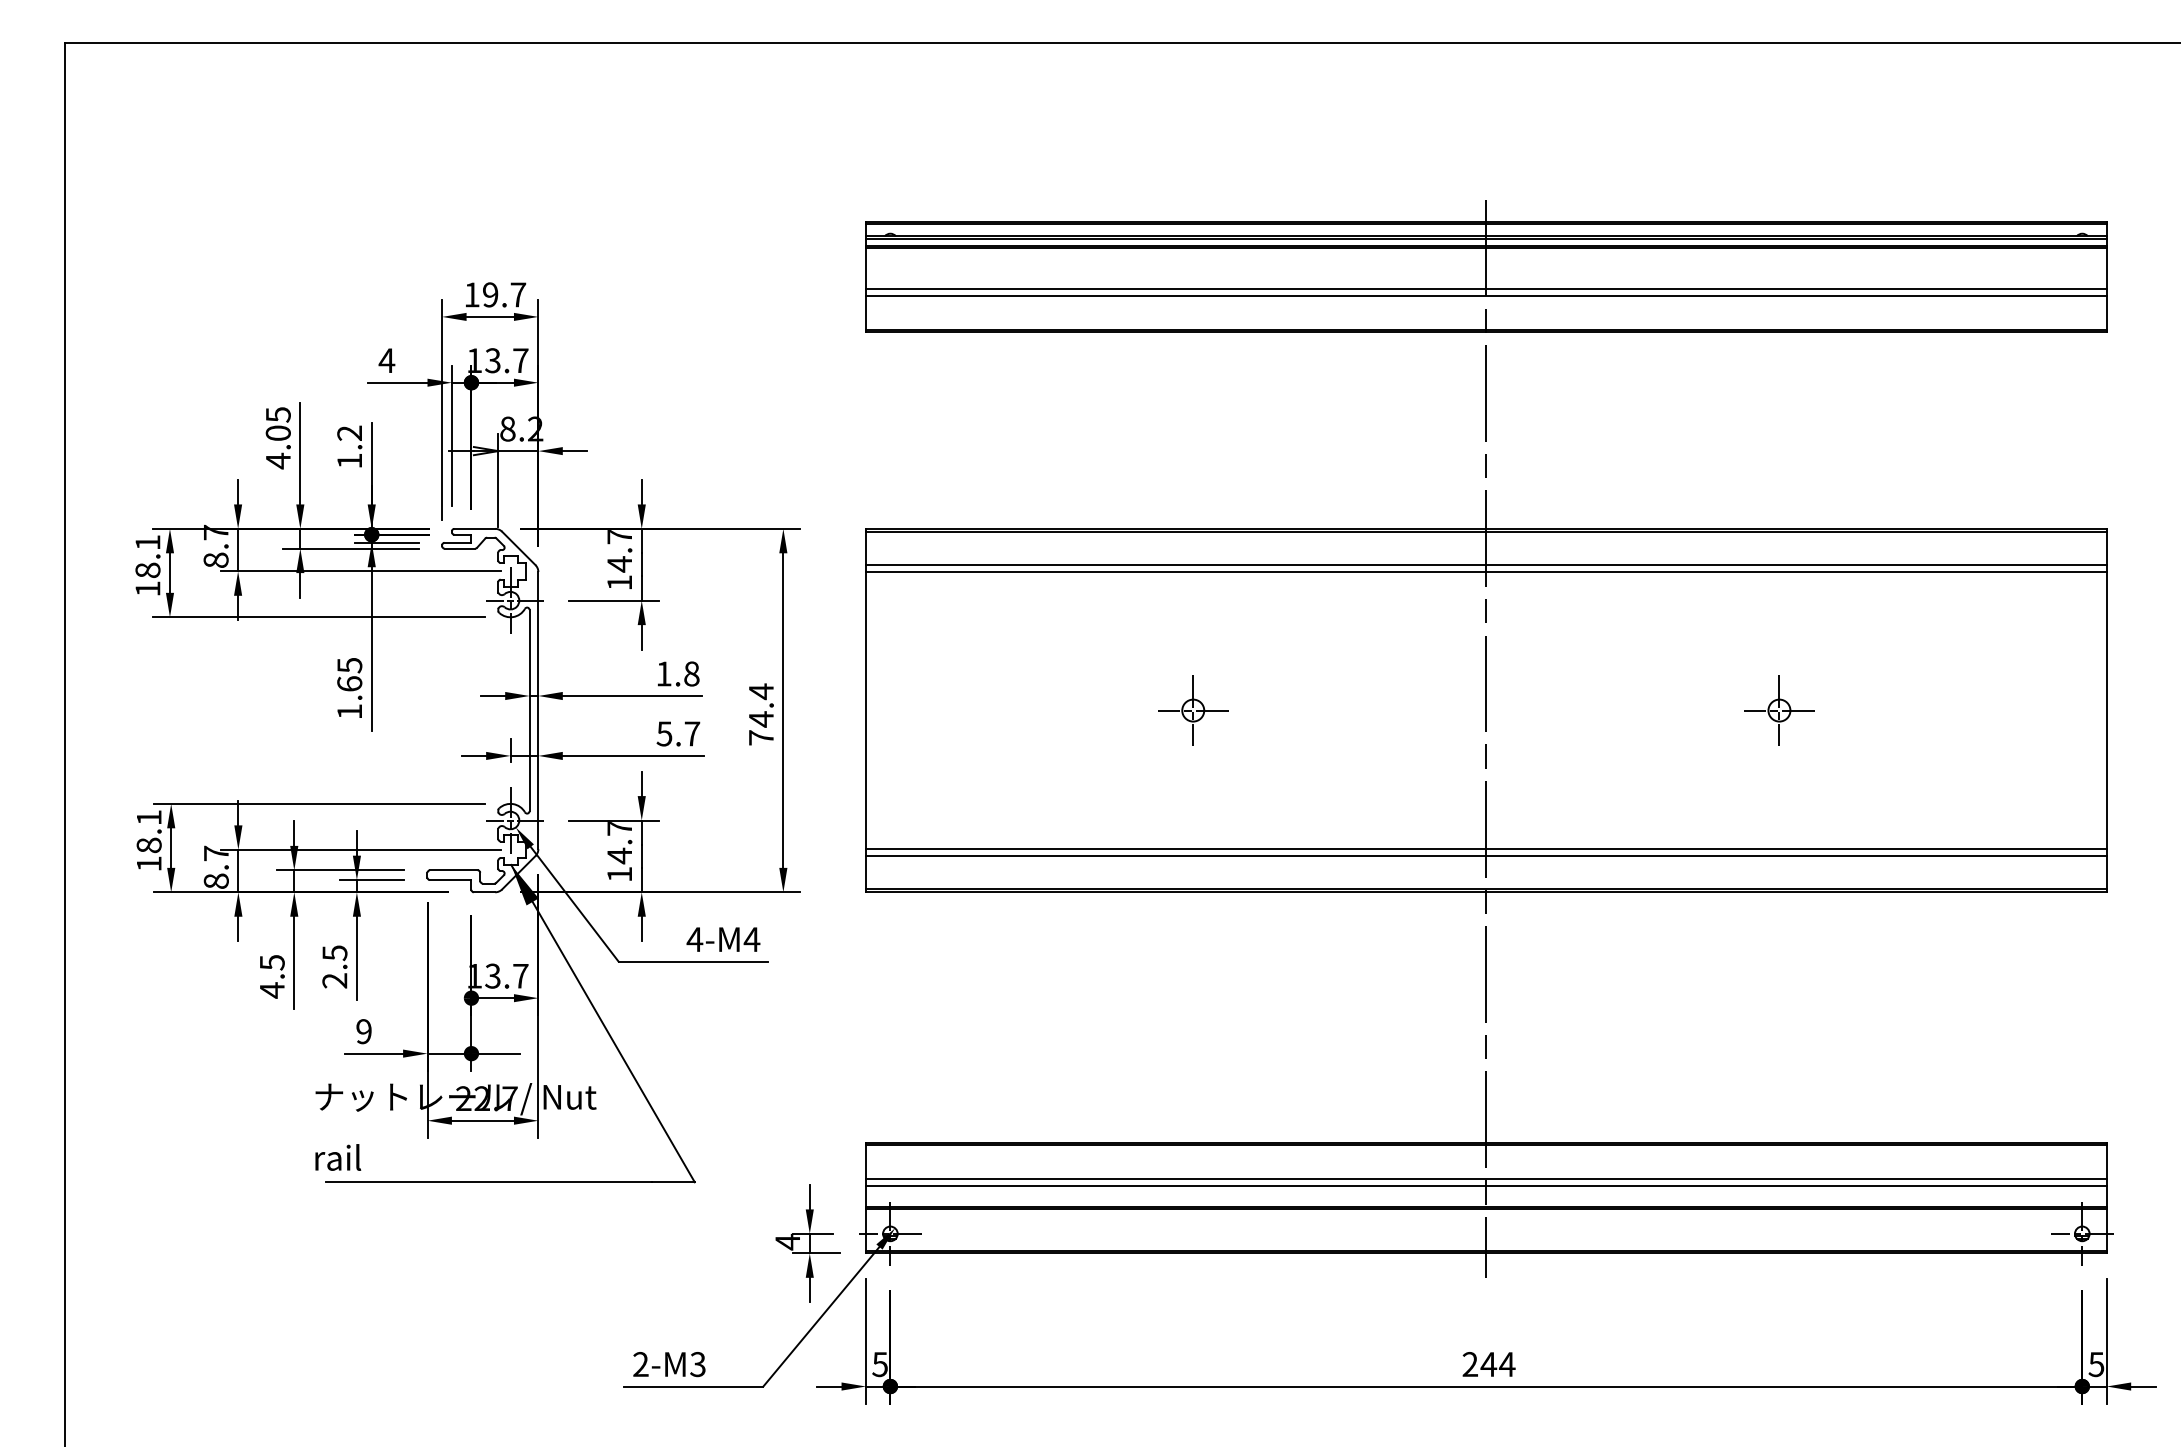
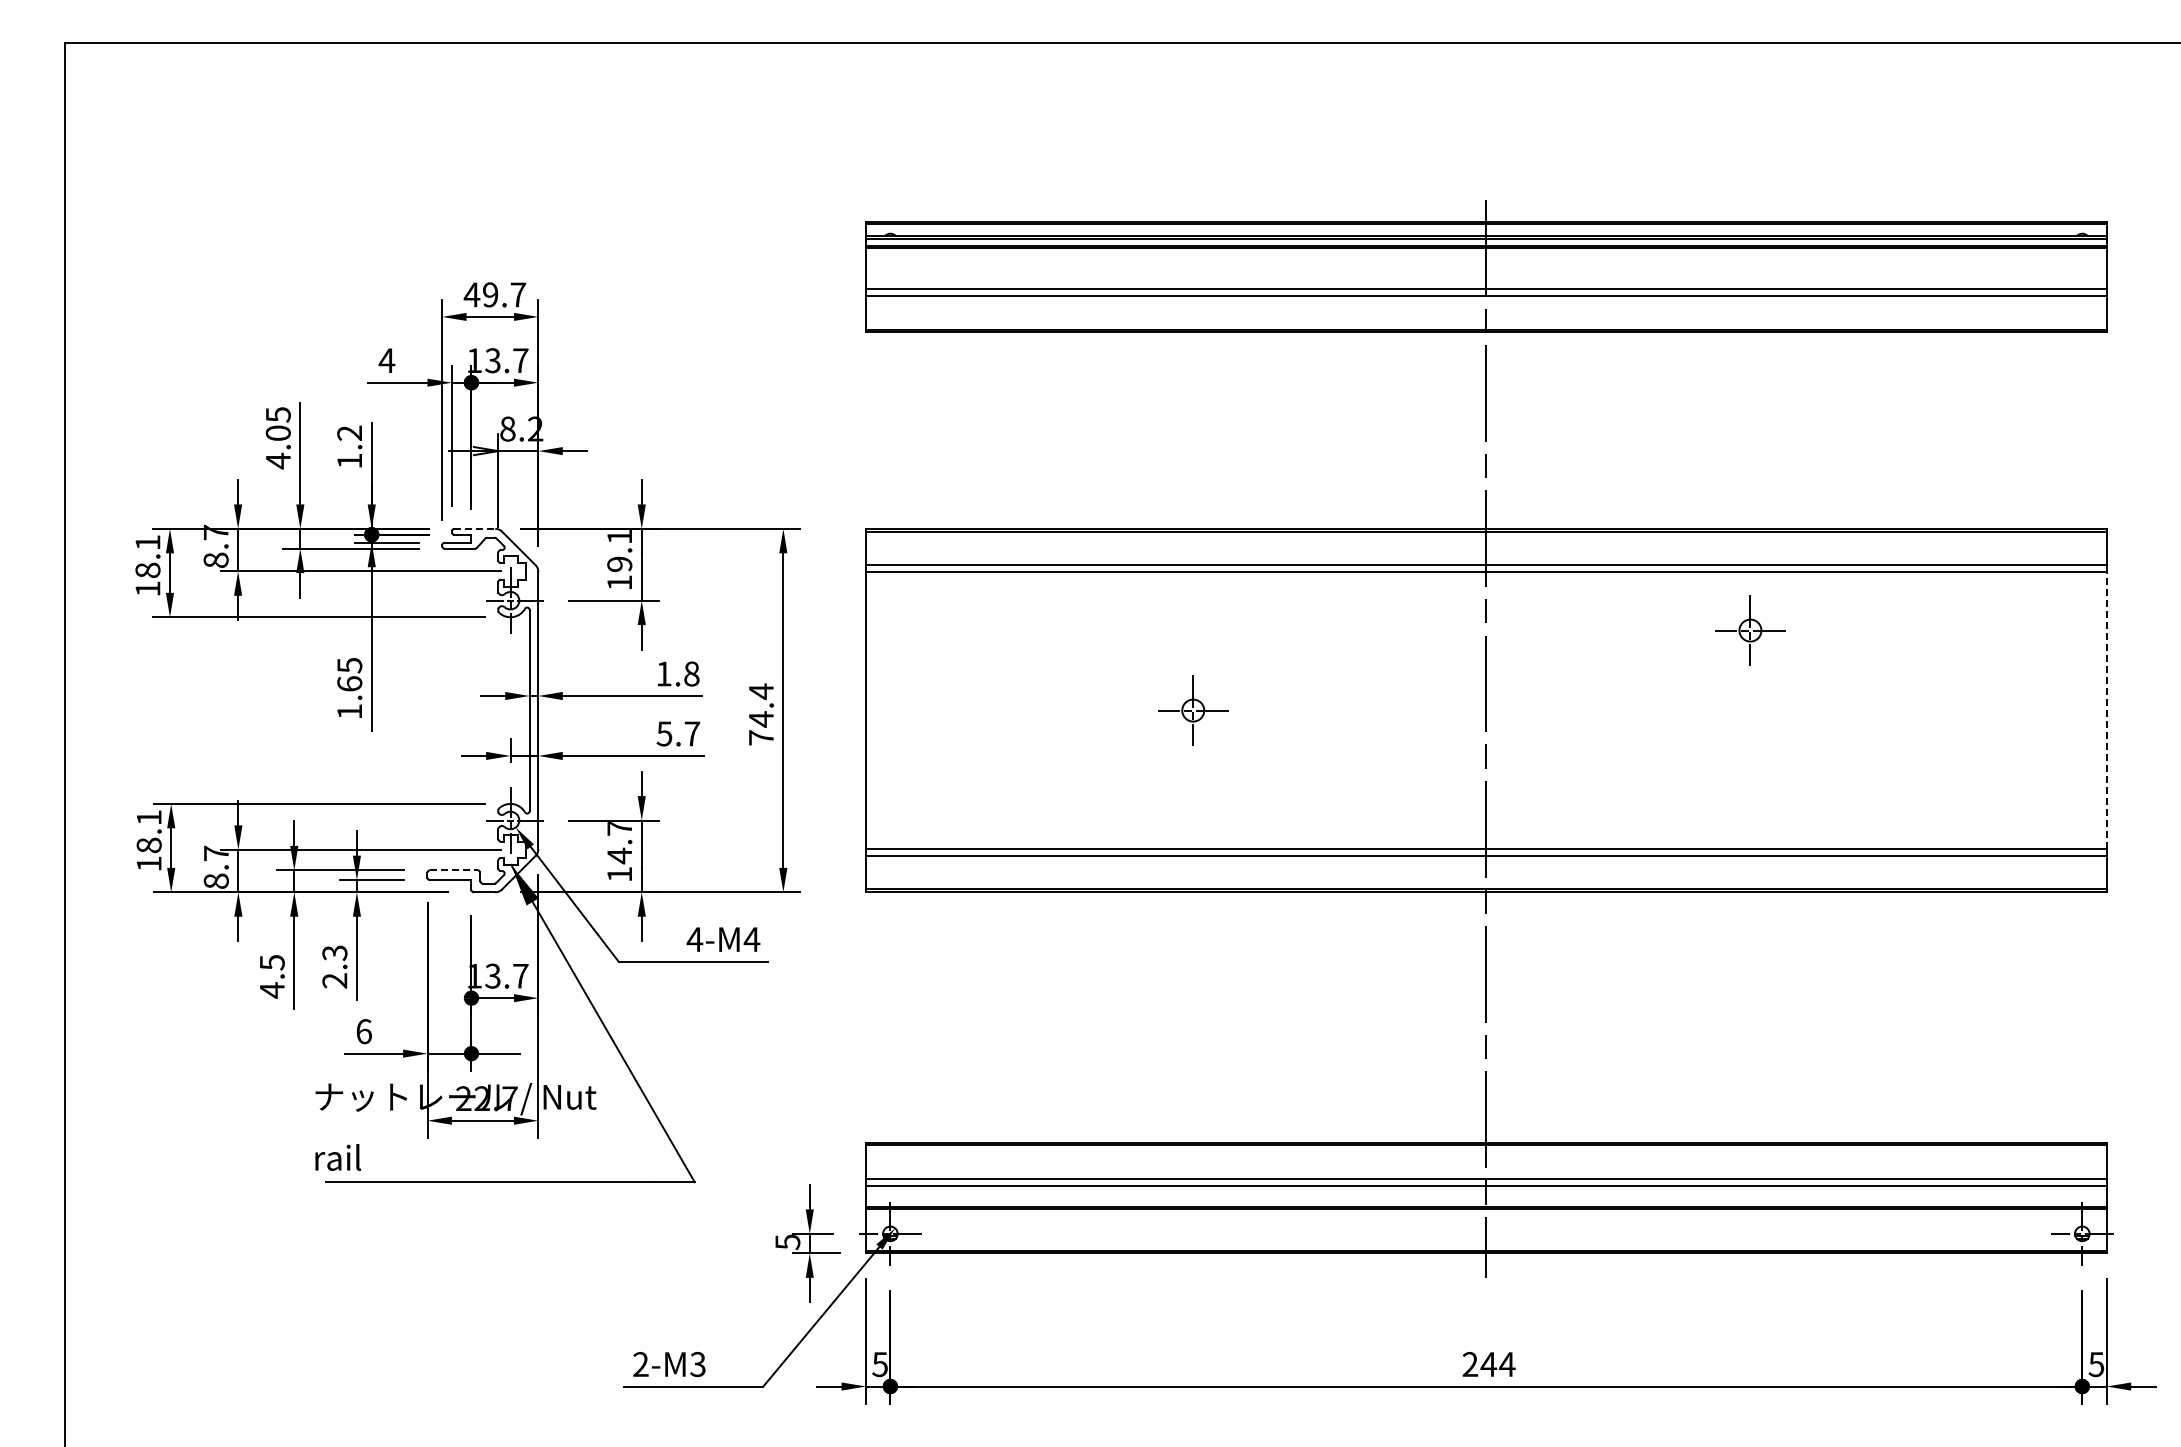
text: 19.7 -> 49.7 (471, 294)
line: solid -> dashed (475, 528)
text: 14.7 -> 19.1 (619, 551)
part position: (1779, 710) -> (1750, 630) (1750, 630)
line: solid -> dashed (2106, 710)
line: solid -> dashed (453, 870)
text: 2.5 -> 2.3 (334, 952)
text: 9 -> 6 (363, 1031)
text: 4 -> 5 (787, 1241)
